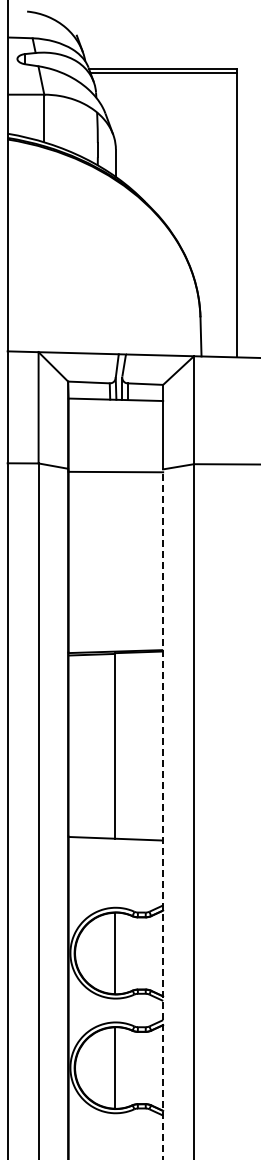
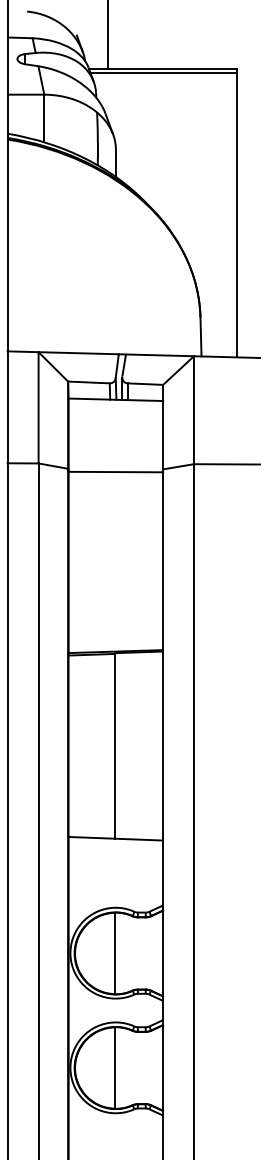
line: none -> present (107, 35)
line: dashed -> solid (163, 814)
